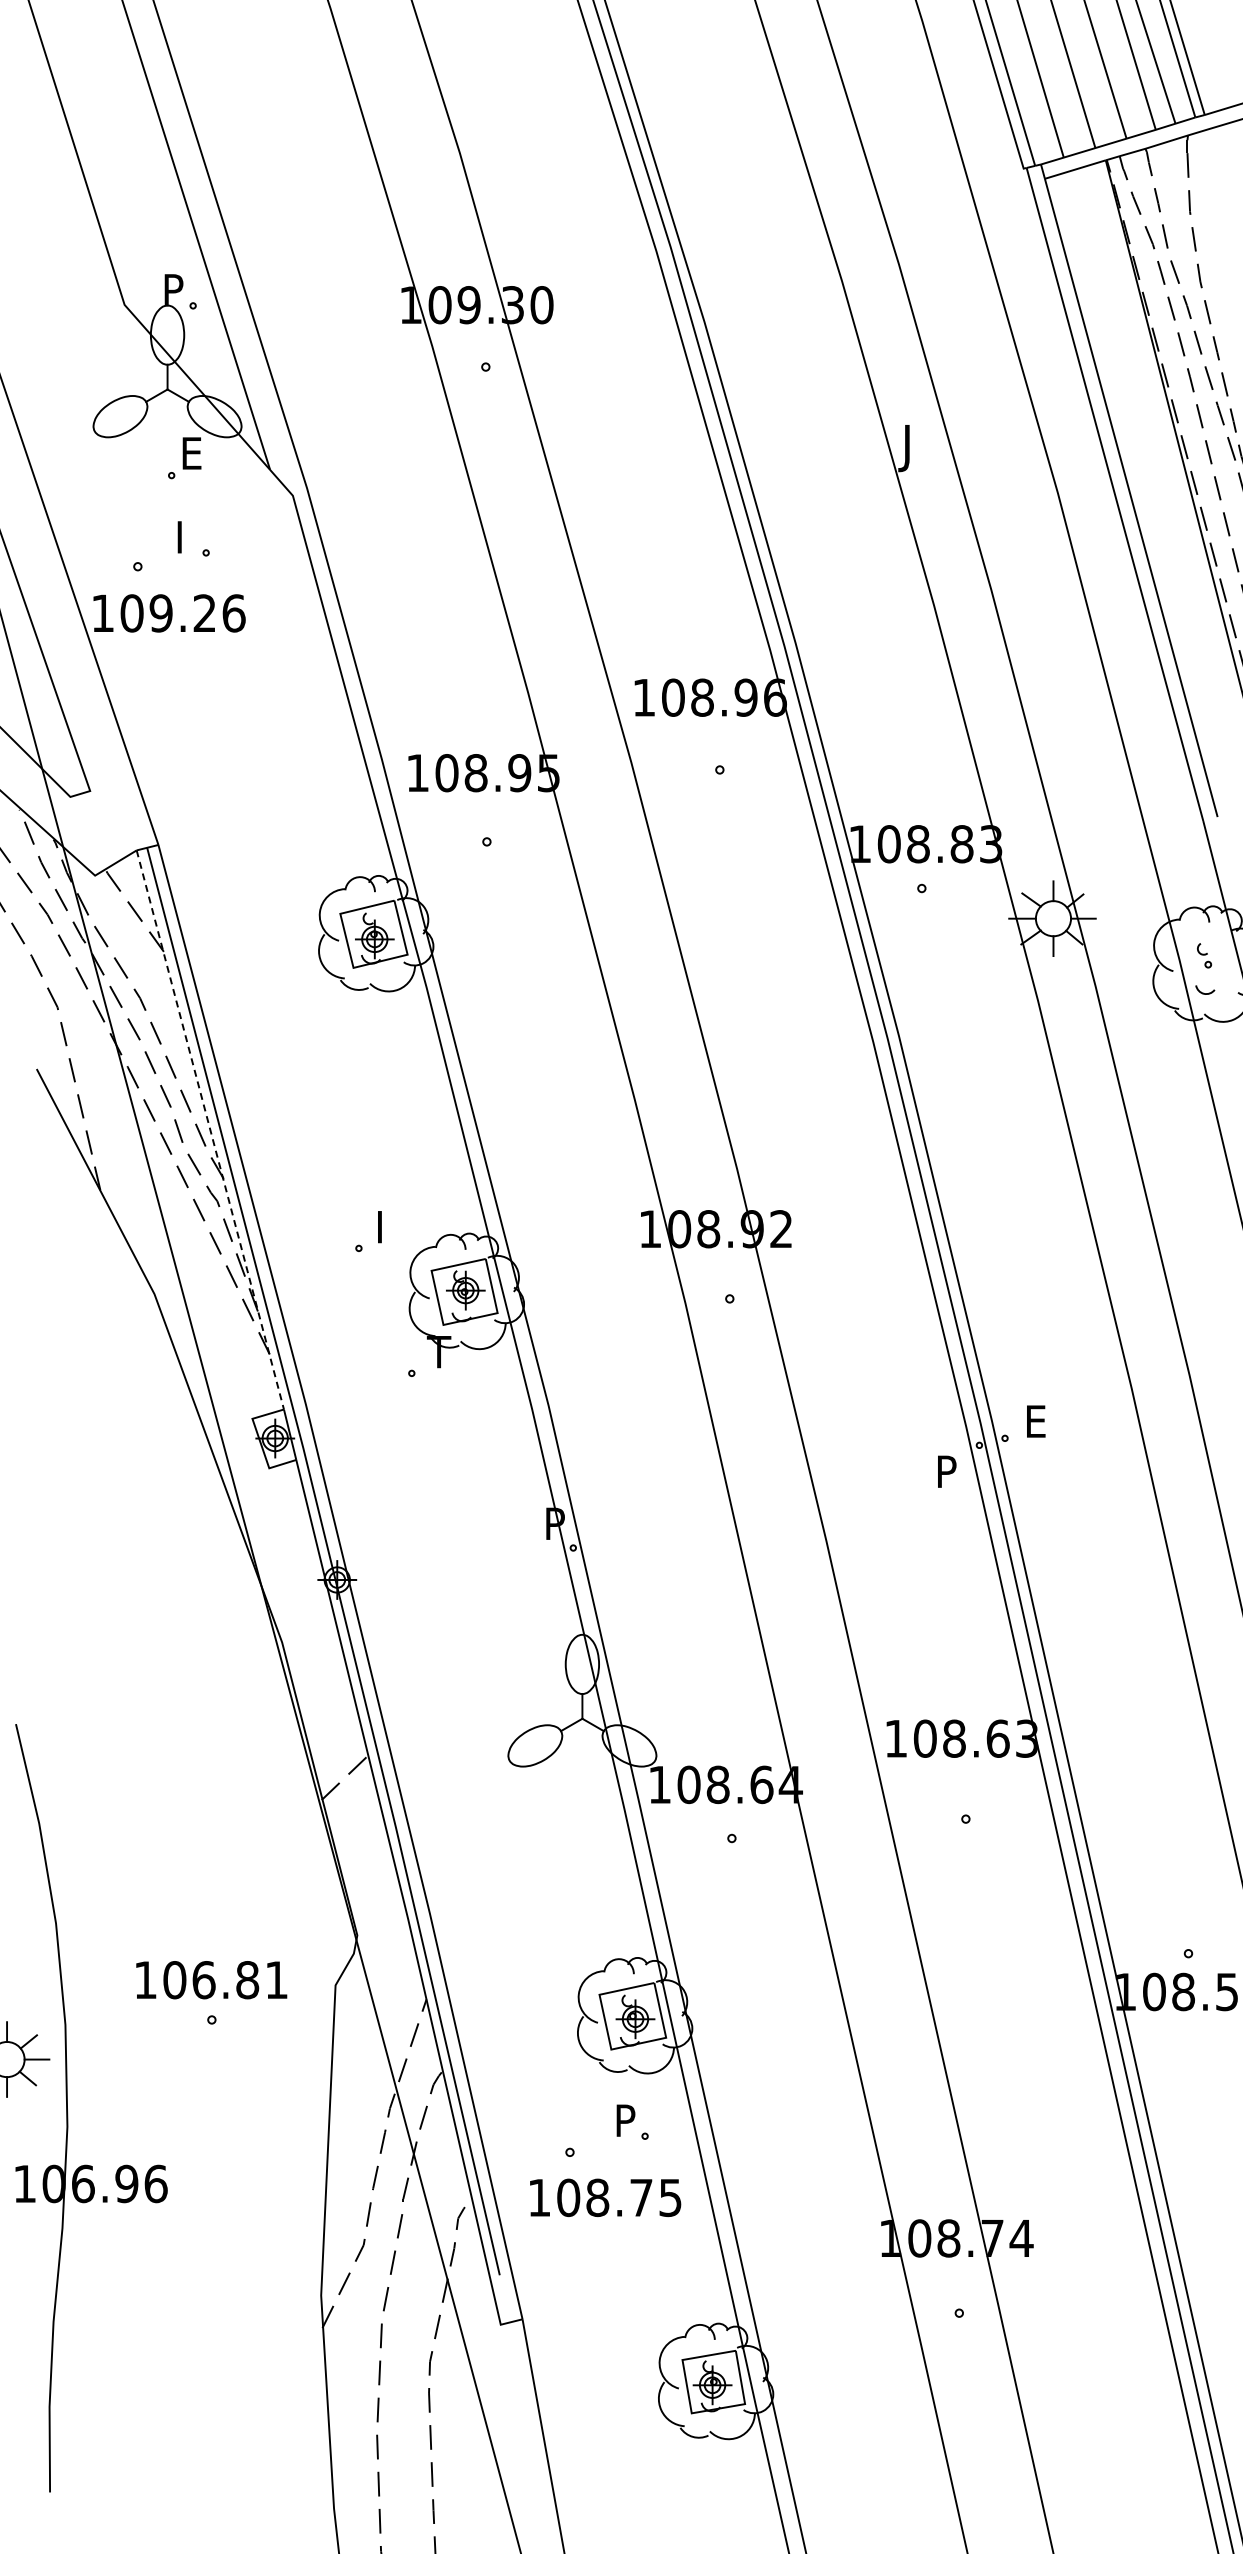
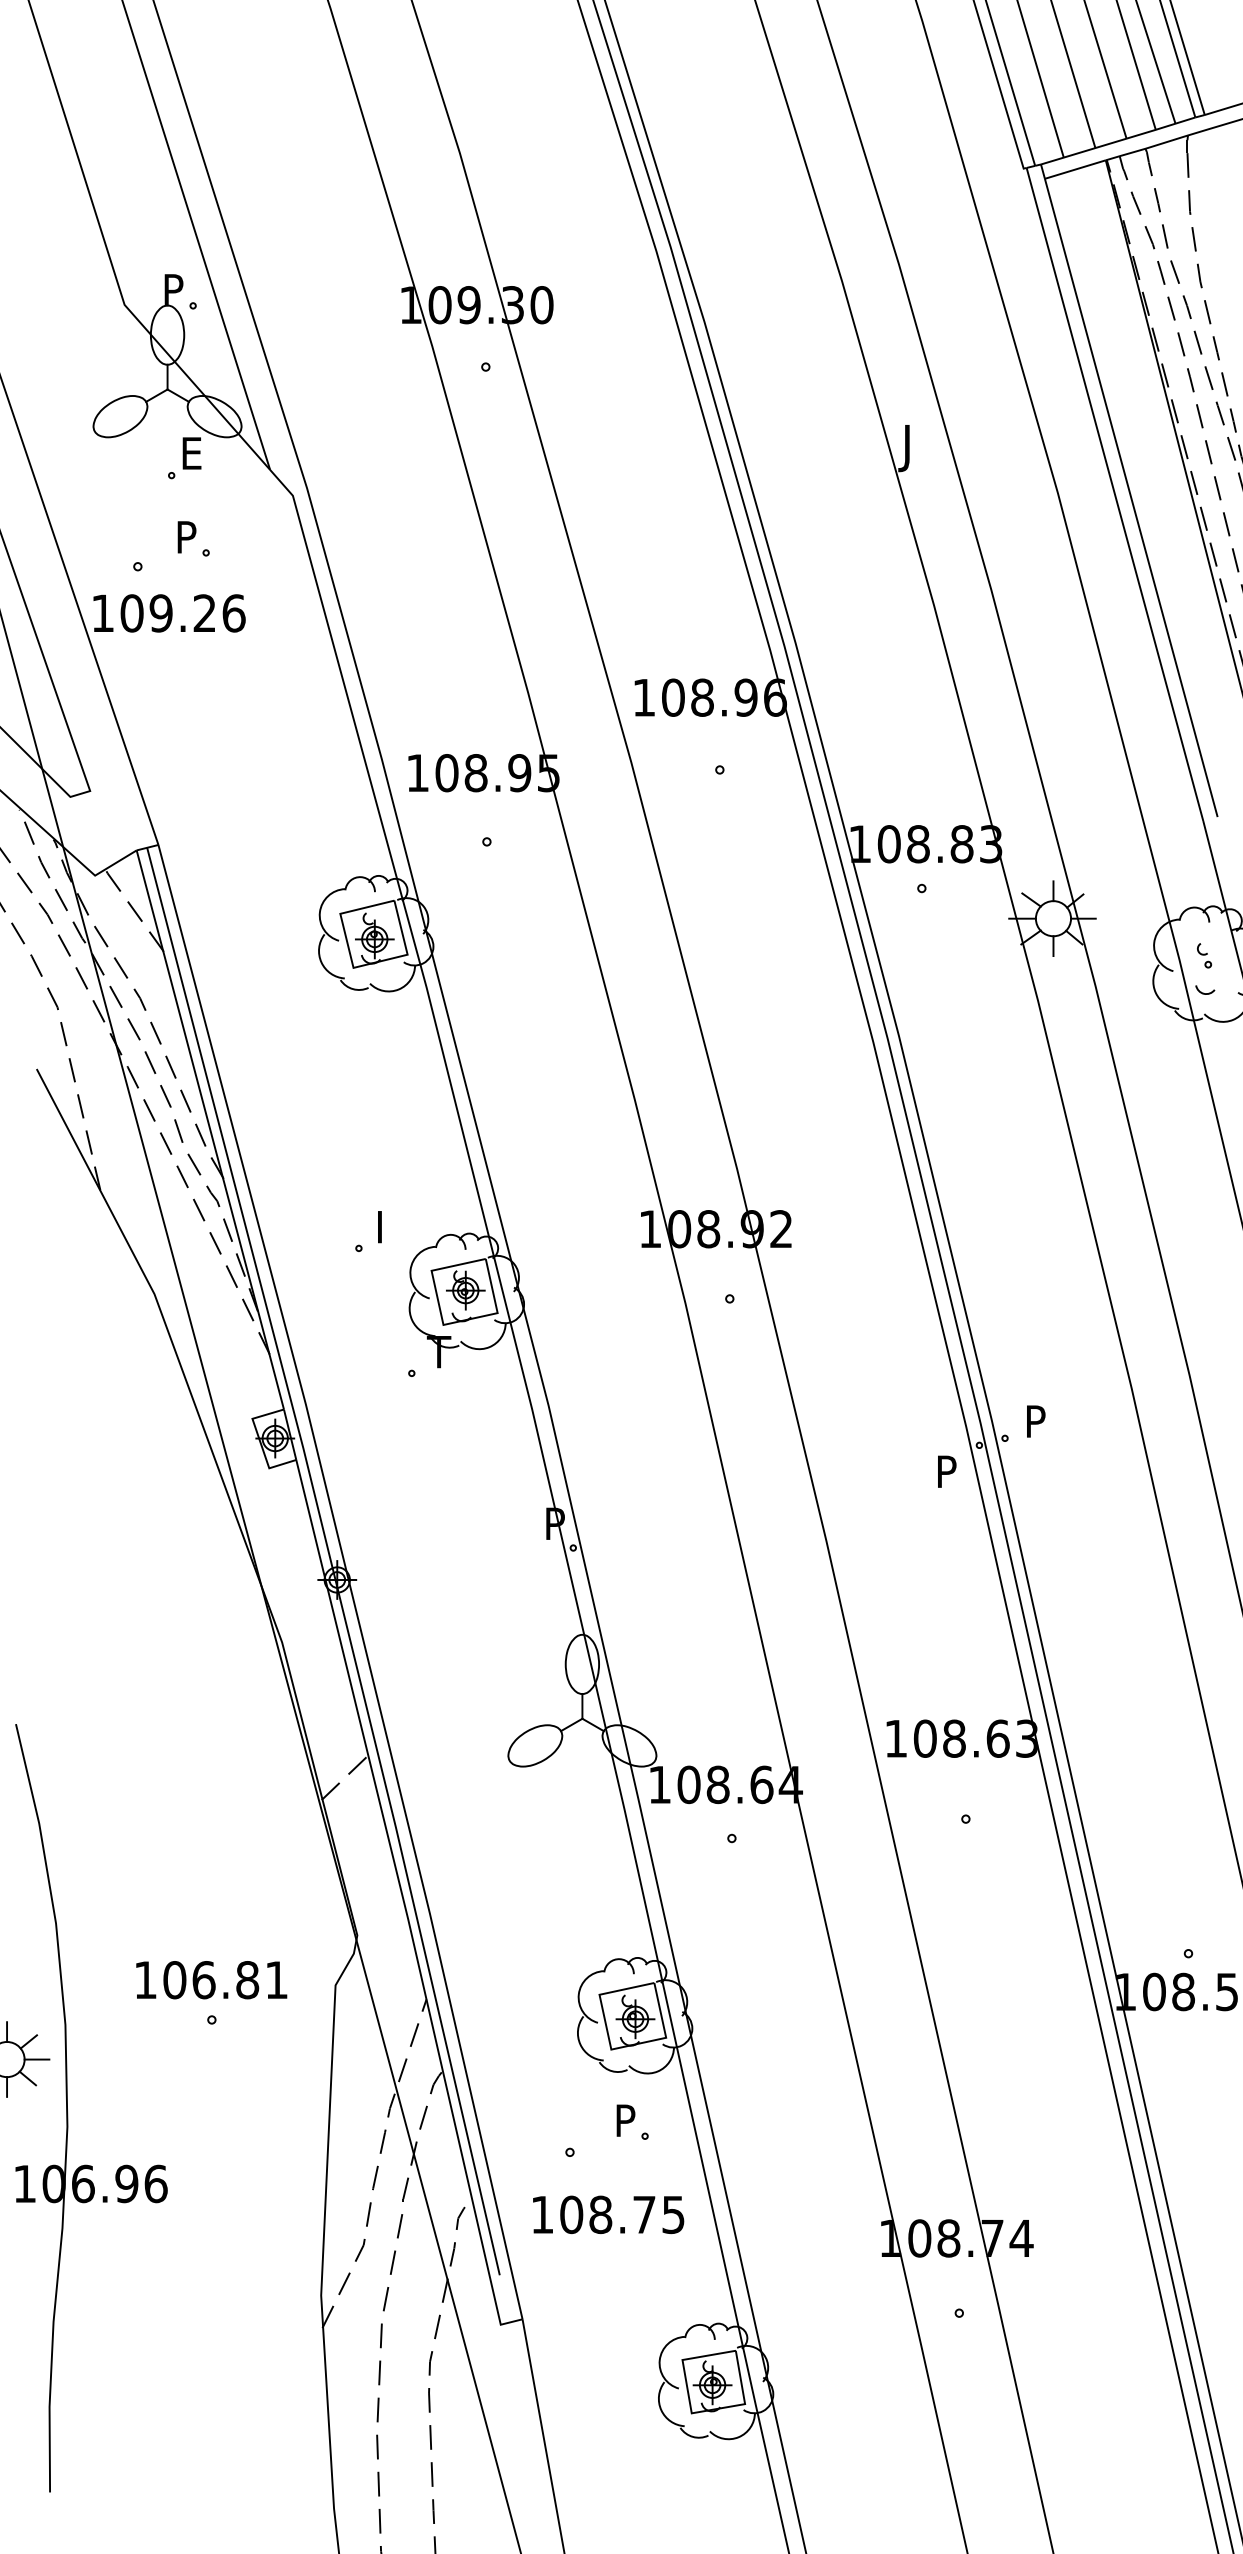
text: I -> P (188, 530)
line: dashed -> solid (210, 1130)
text: E -> P (1037, 1421)
text position: (605, 2197) -> (608, 2214) (608, 2214)
